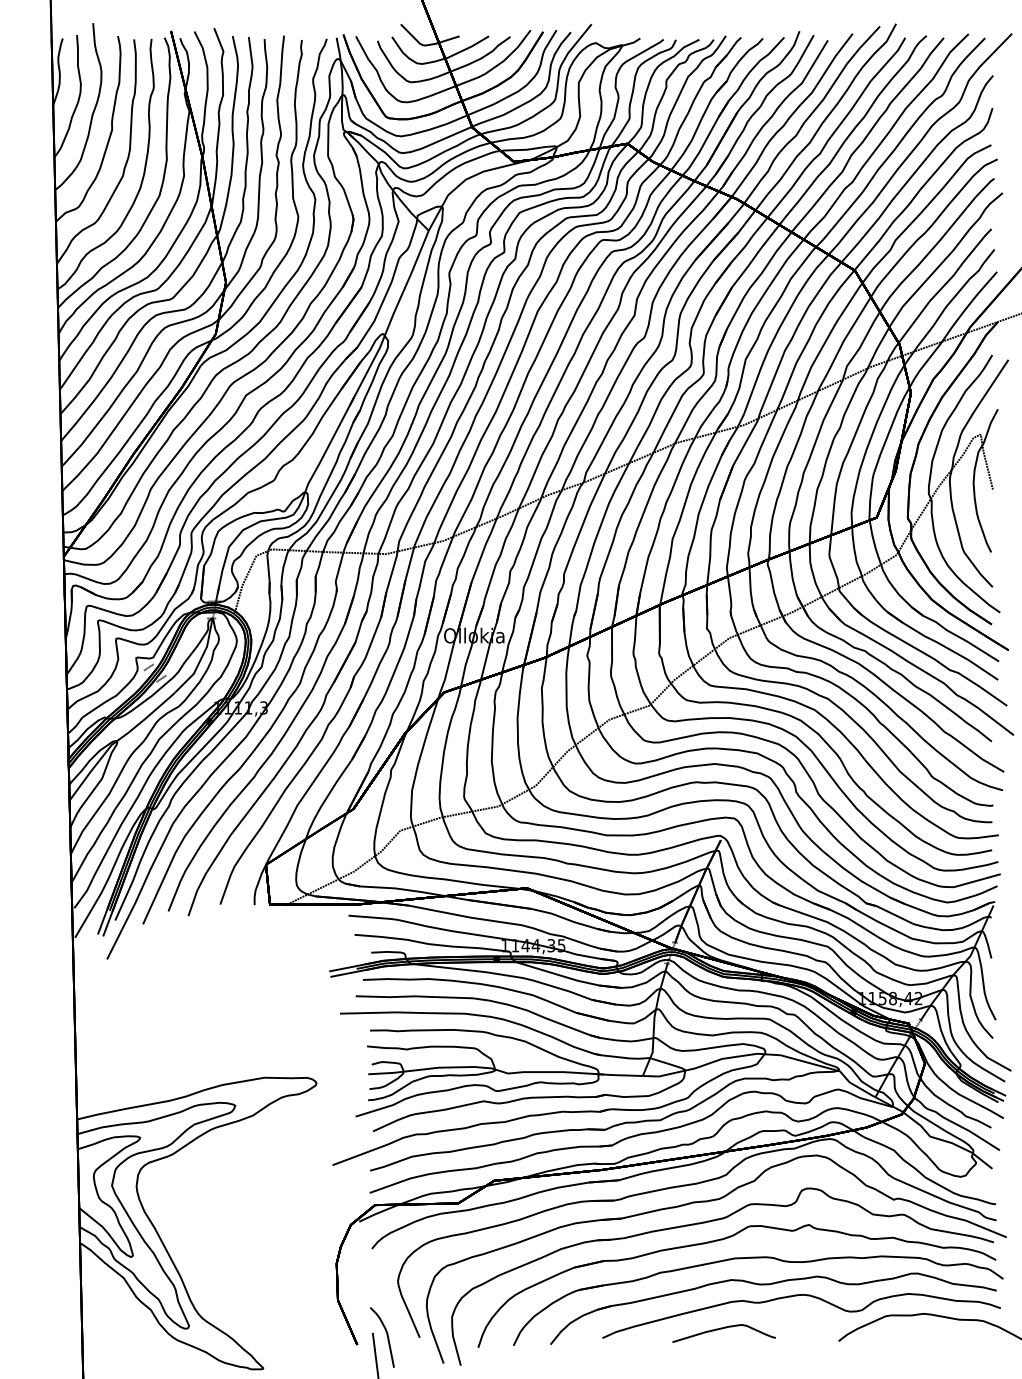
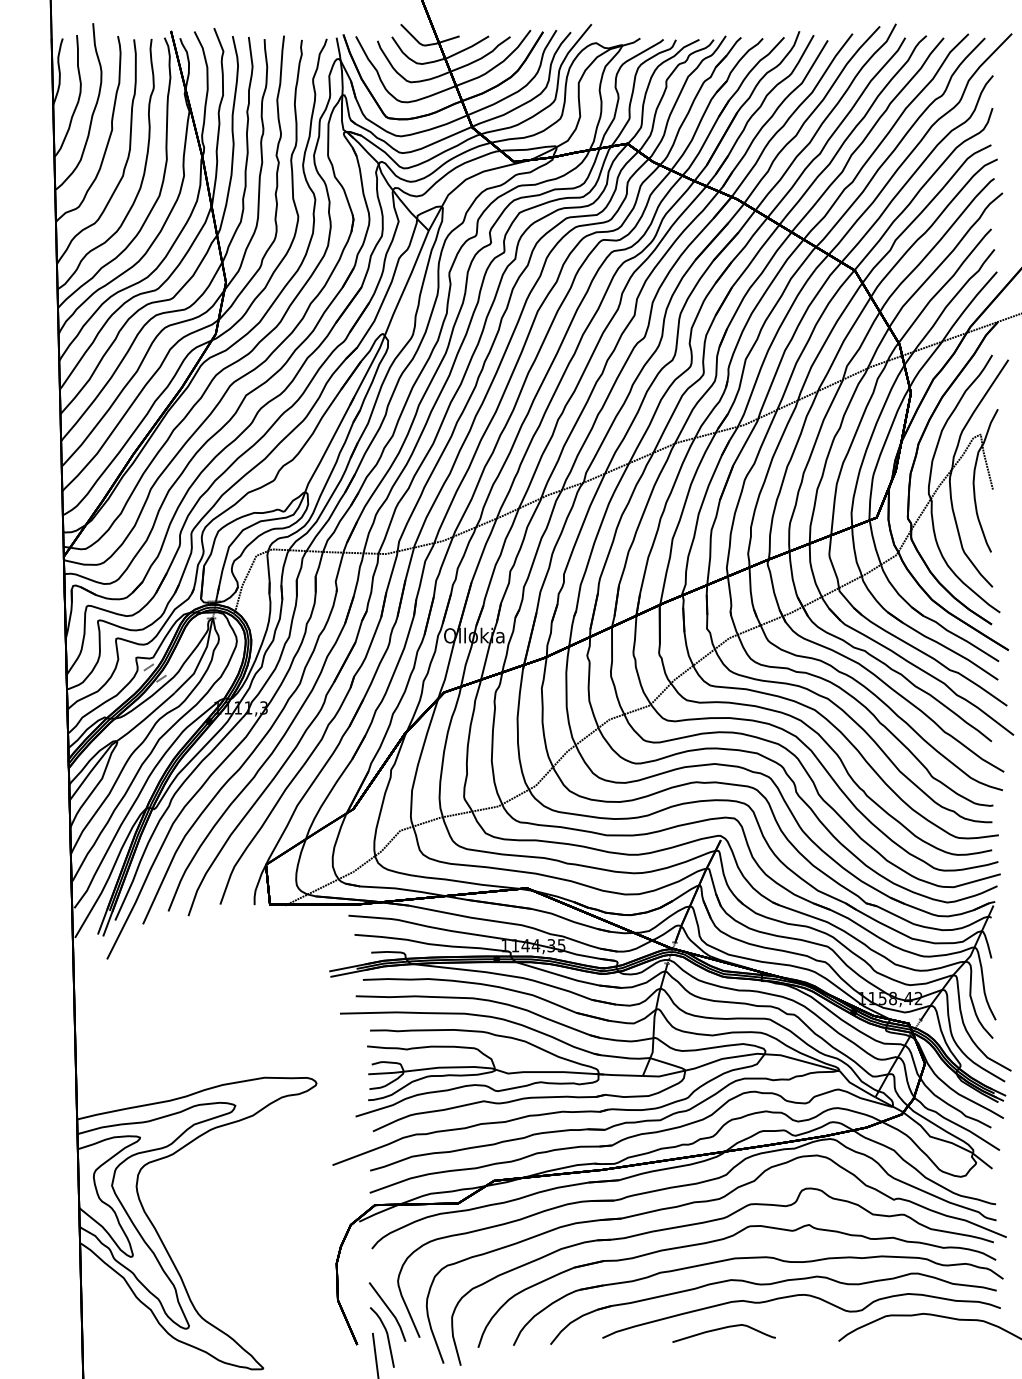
line: none -> present (388, 1310)
